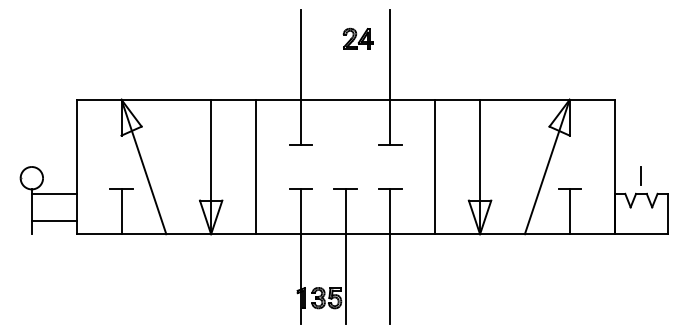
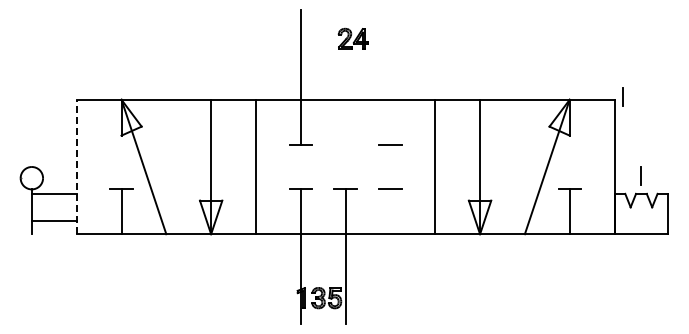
part position: (357, 38) -> (352, 38) (352, 38)
line: present -> none (390, 77)
line: none -> present (622, 96)
line: solid -> dashed (76, 166)
line: present -> none (390, 256)
